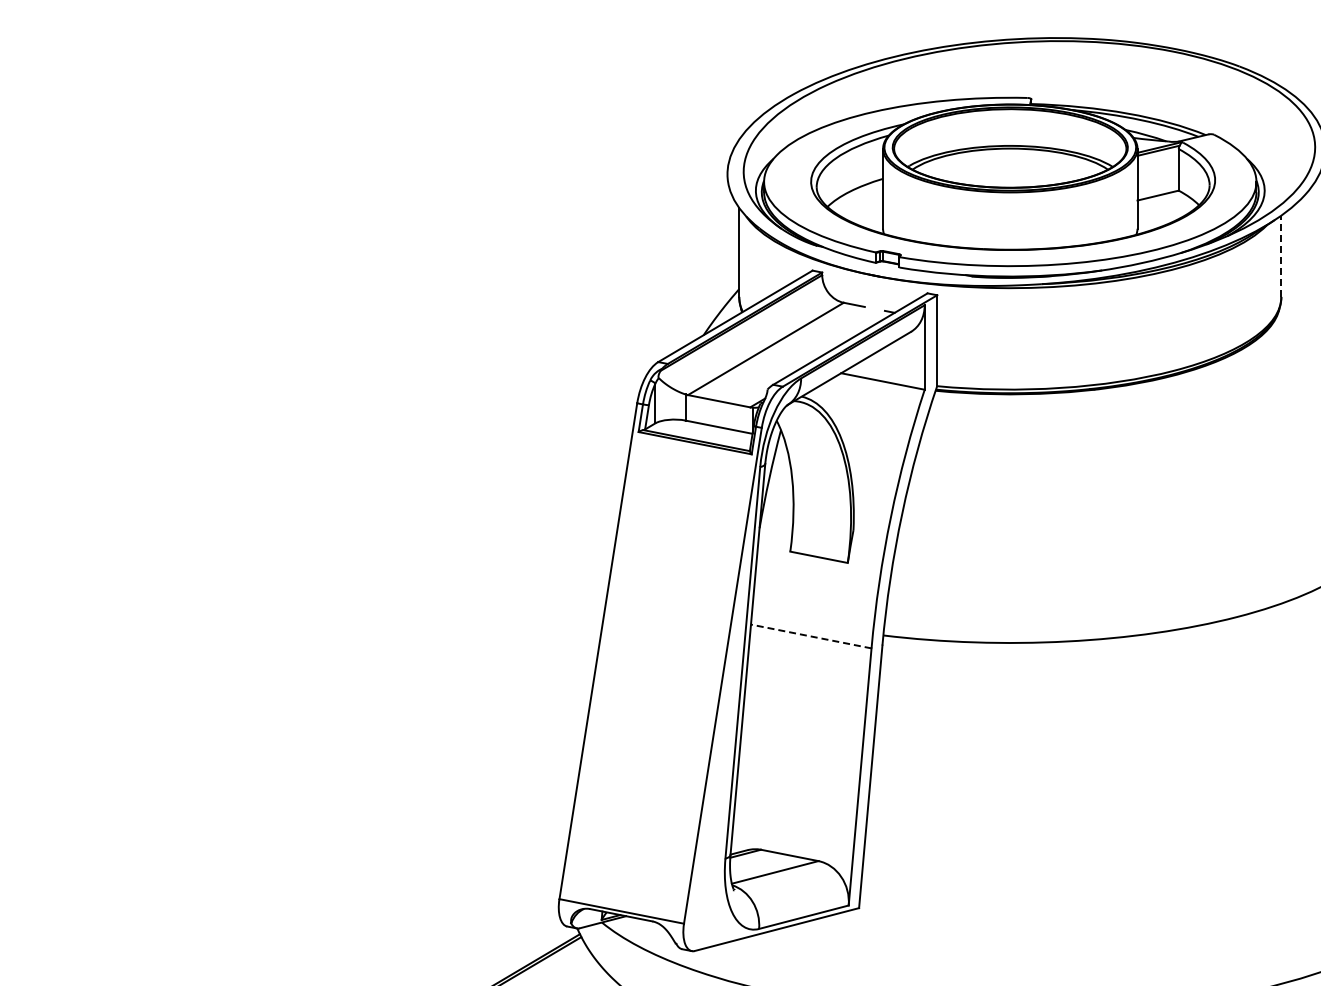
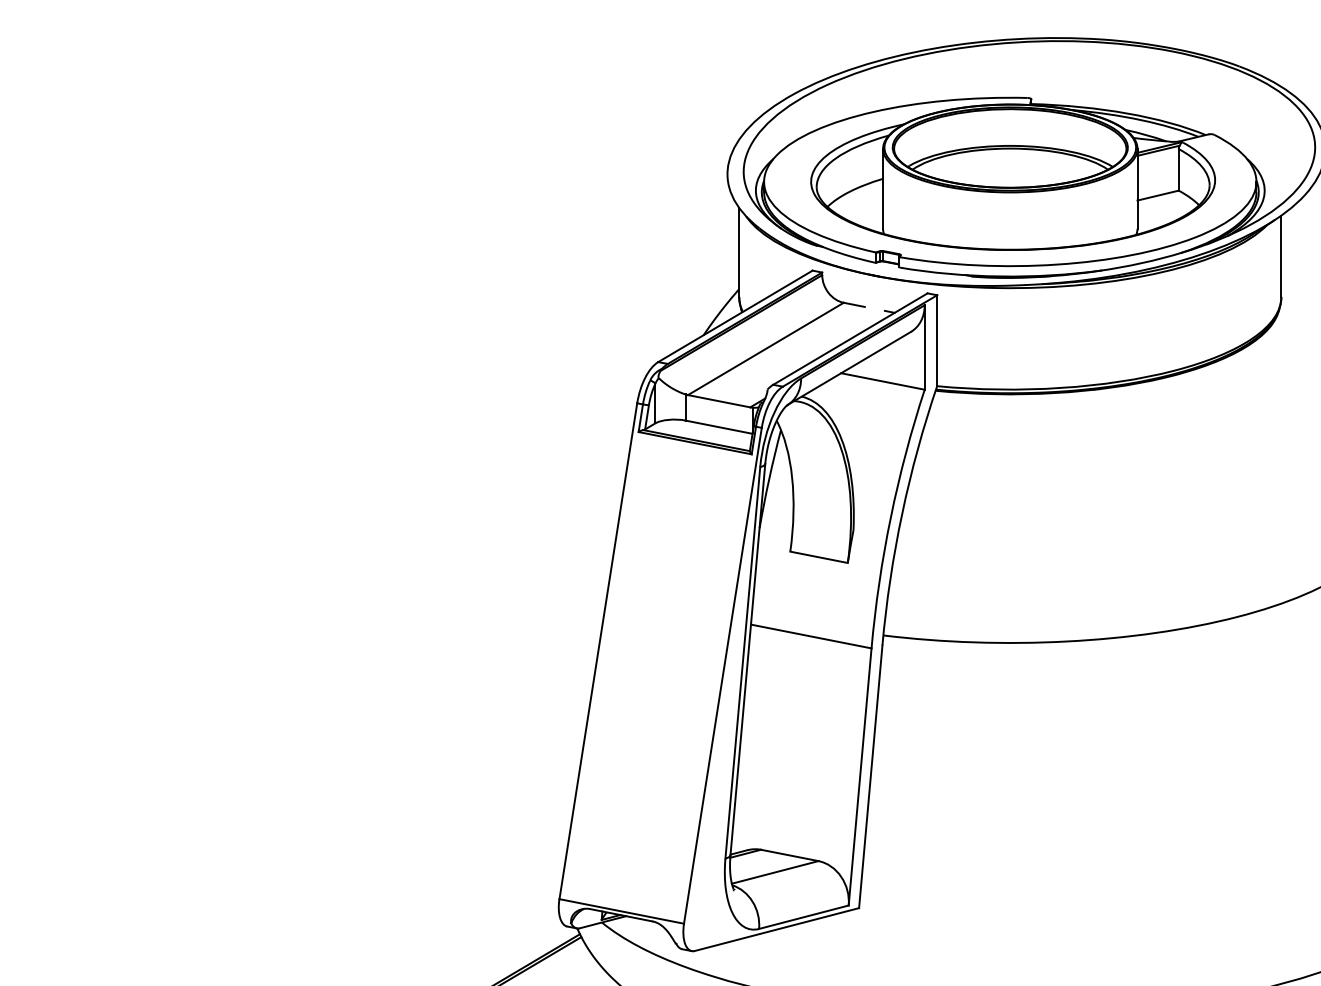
line: dashed -> solid (1281, 256)
line: dashed -> solid (810, 636)
